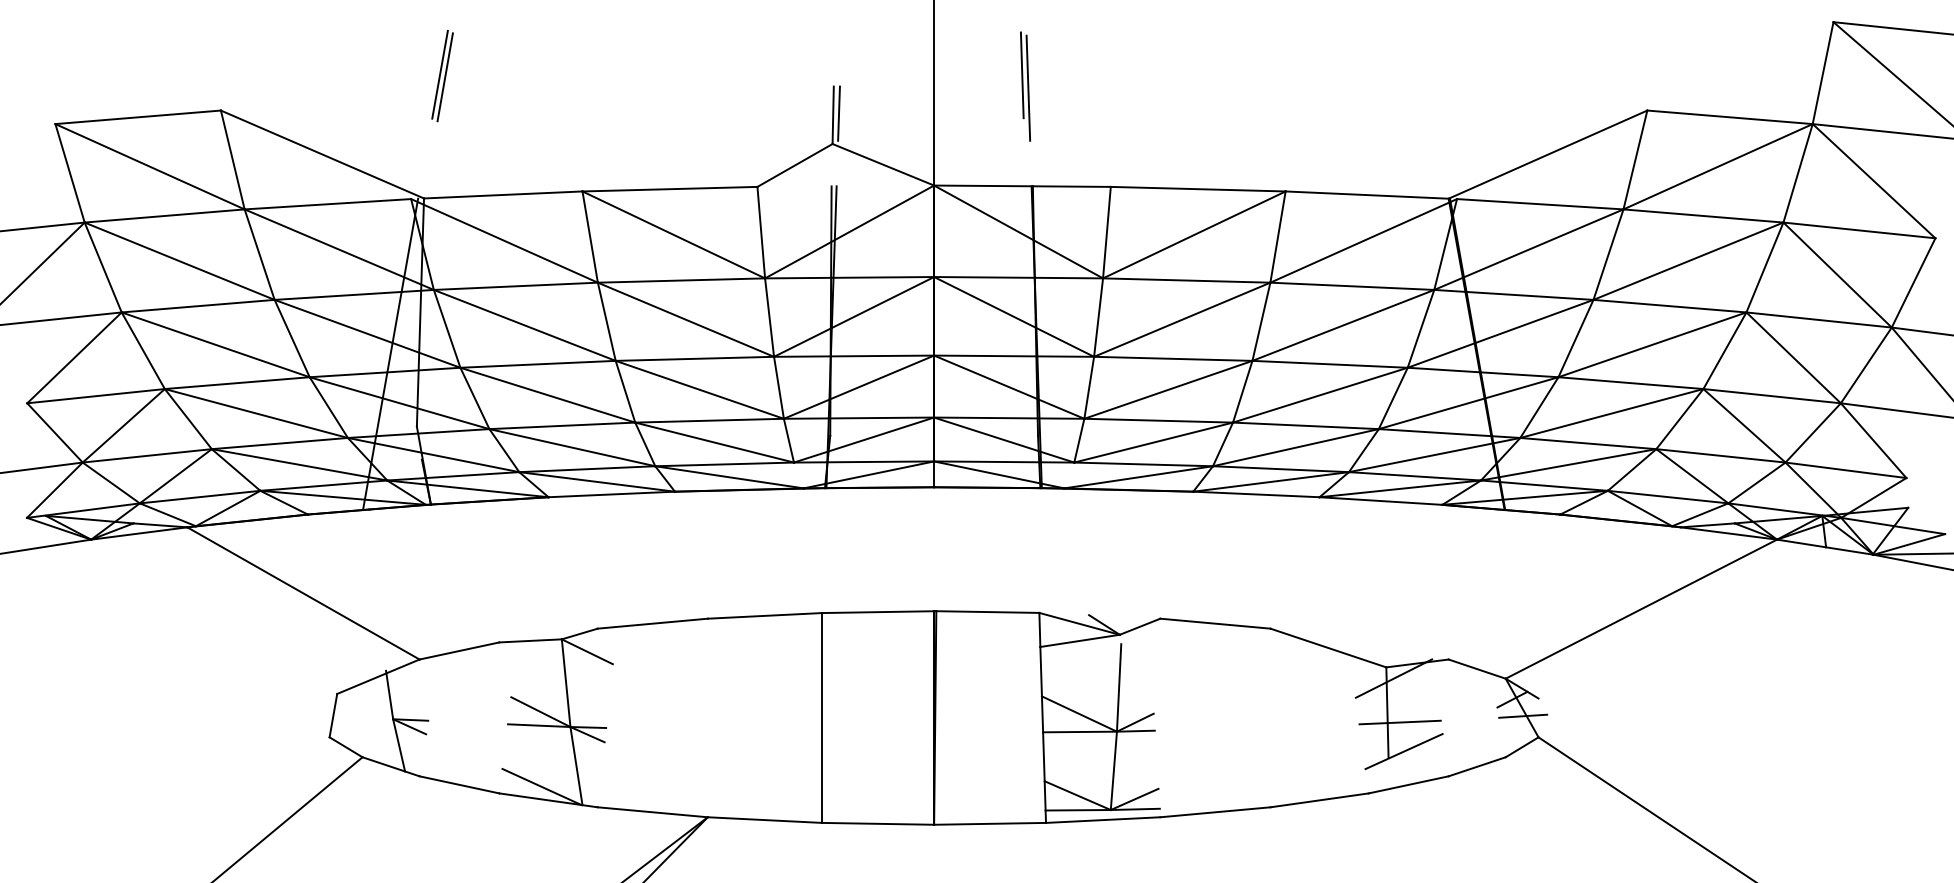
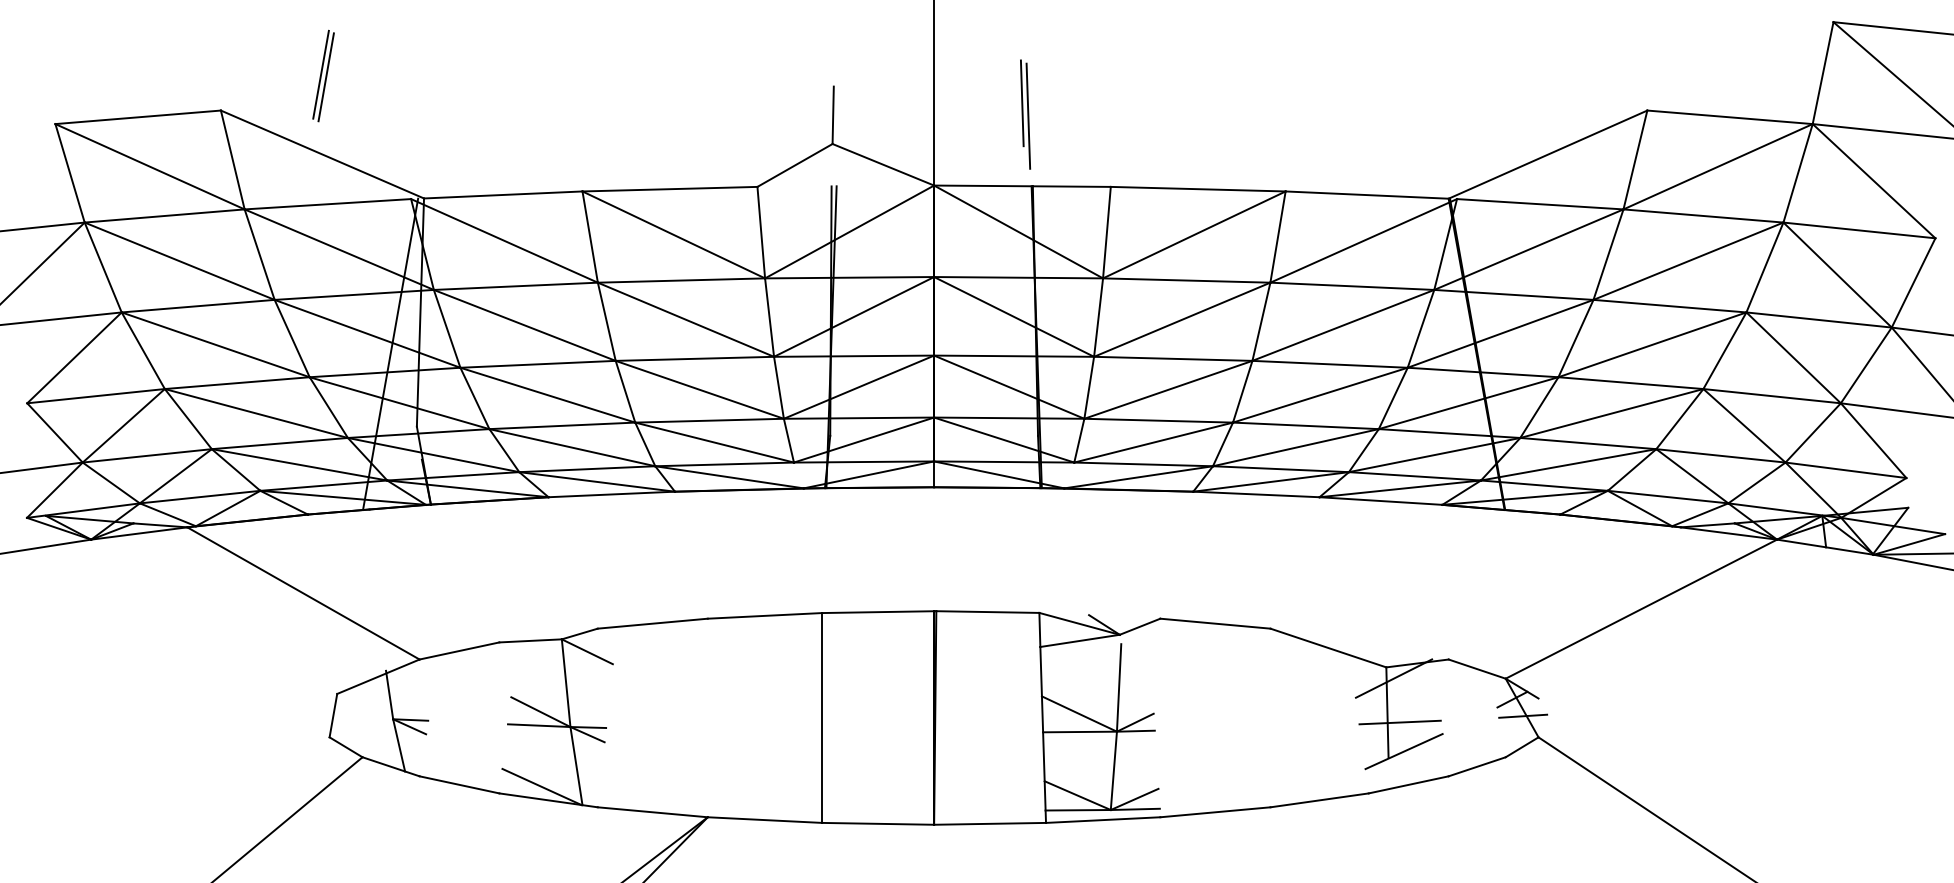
part position: (442, 75) -> (323, 75) (323, 75)
part position: (1025, 86) -> (1025, 114) (1025, 114)
line: present -> none (838, 113)
